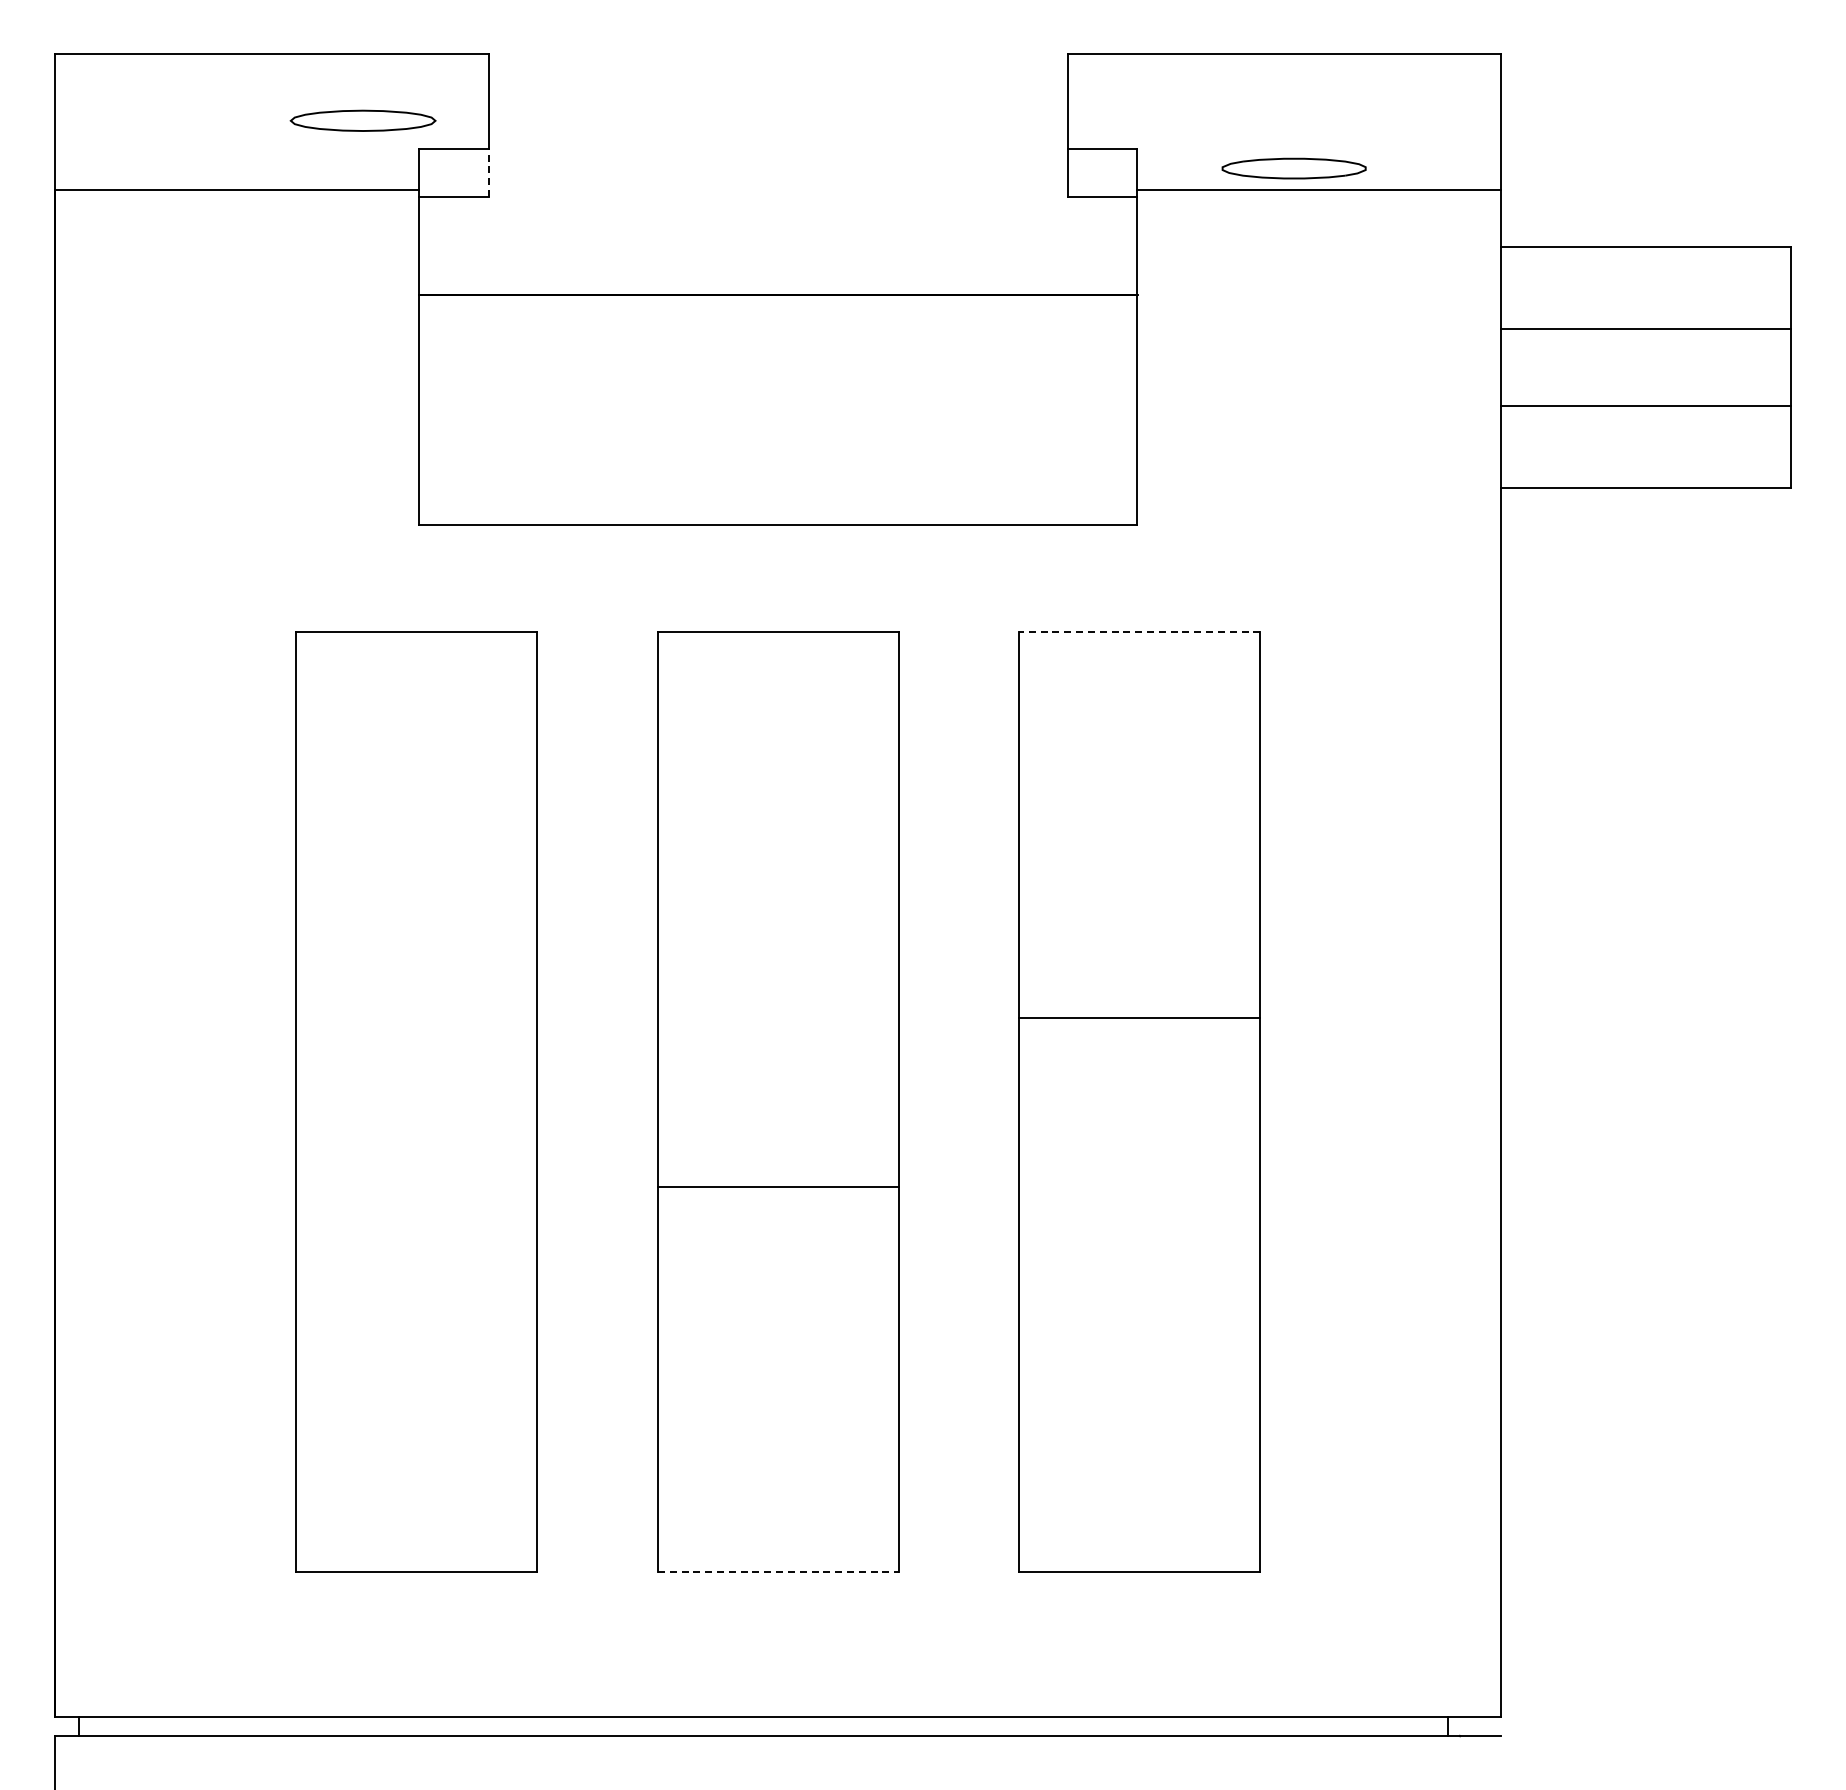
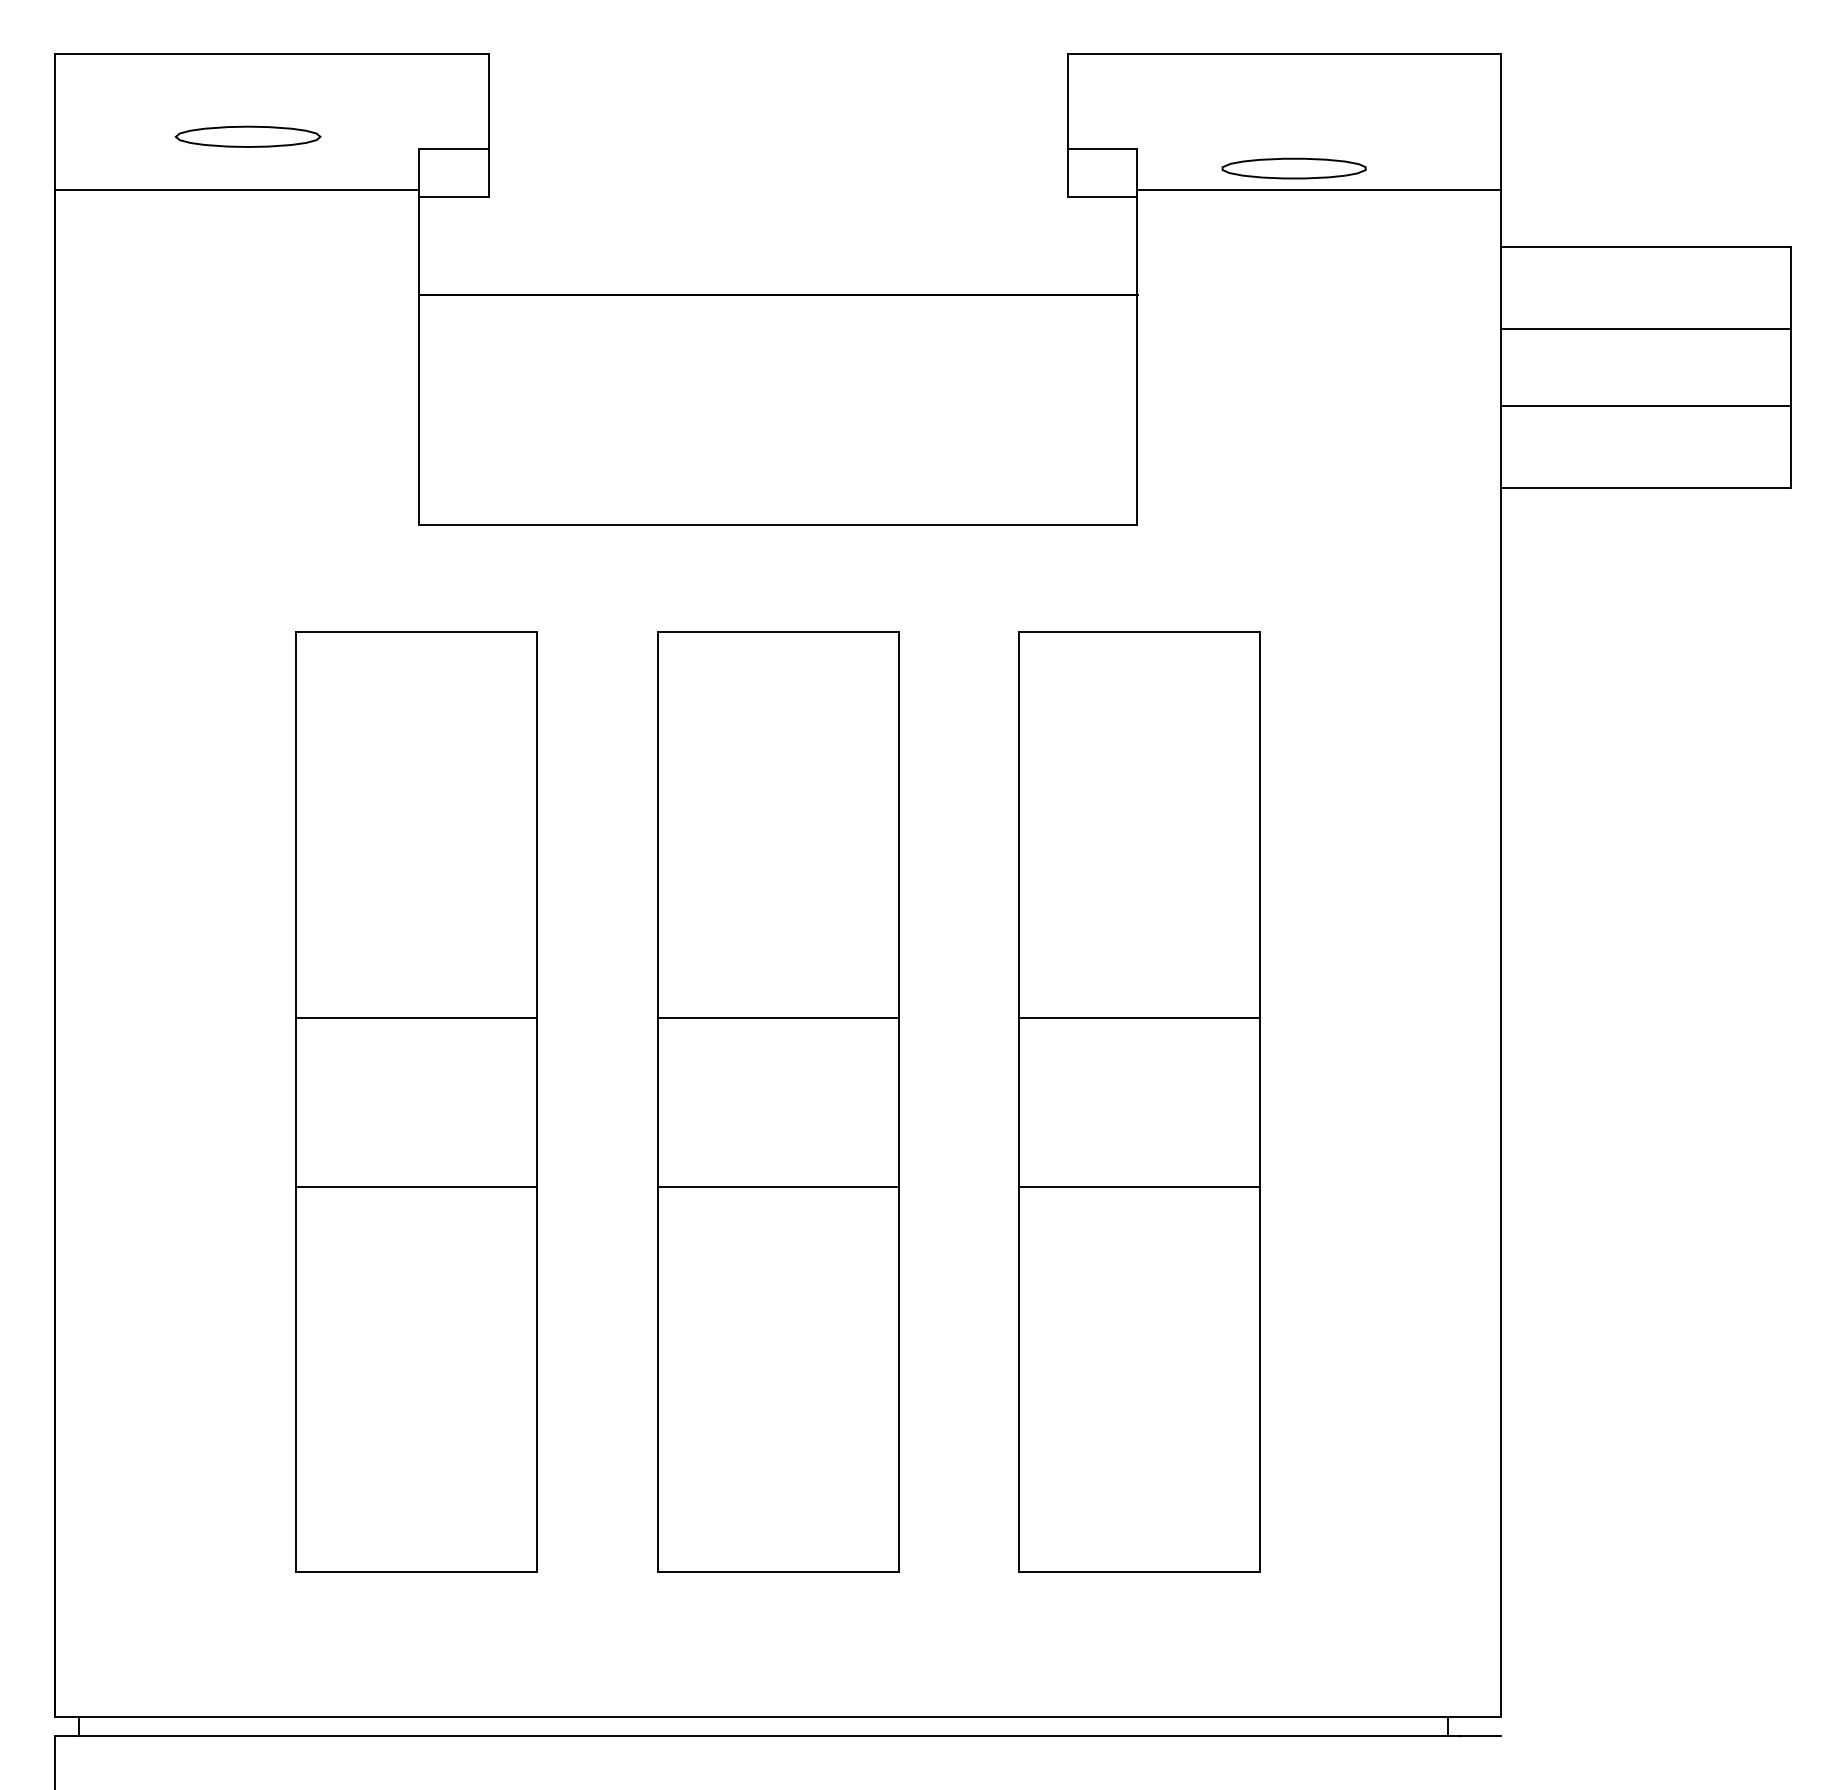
part position: (362, 120) -> (247, 136) (247, 136)
line: dashed -> solid (489, 173)
line: dashed -> solid (1139, 632)
line: none -> present (416, 1018)
line: none -> present (777, 1018)
line: none -> present (416, 1186)
line: none -> present (1139, 1186)
line: dashed -> solid (778, 1572)
